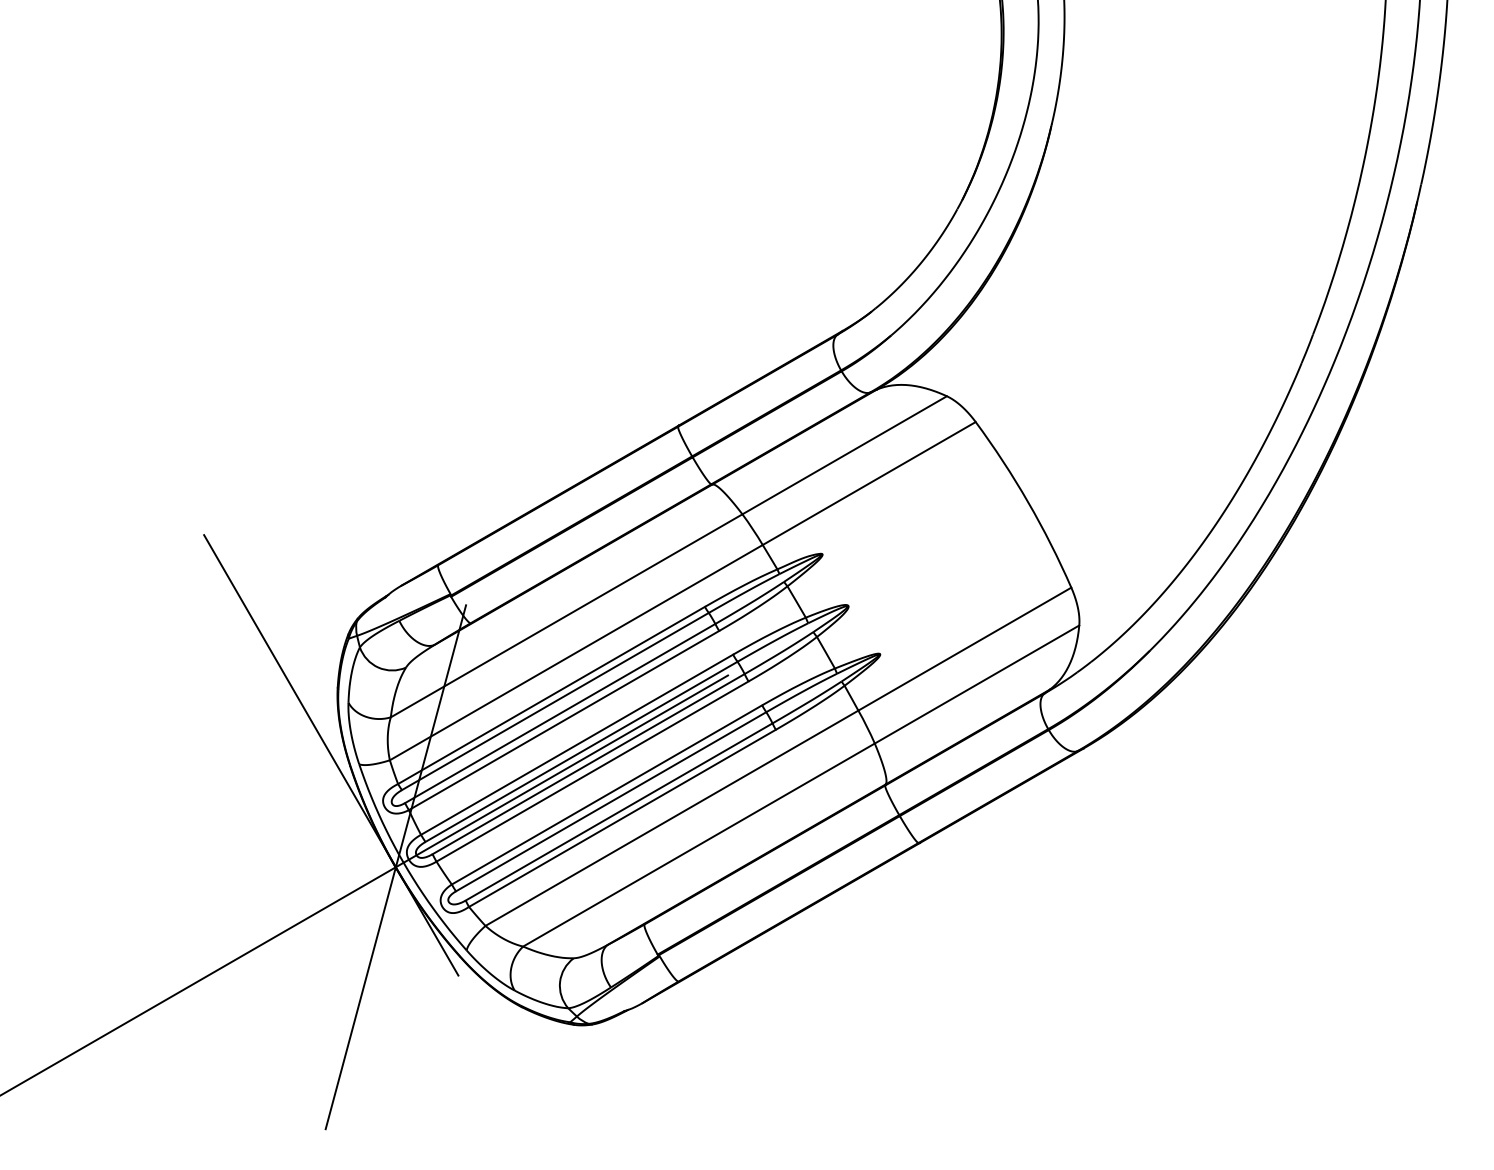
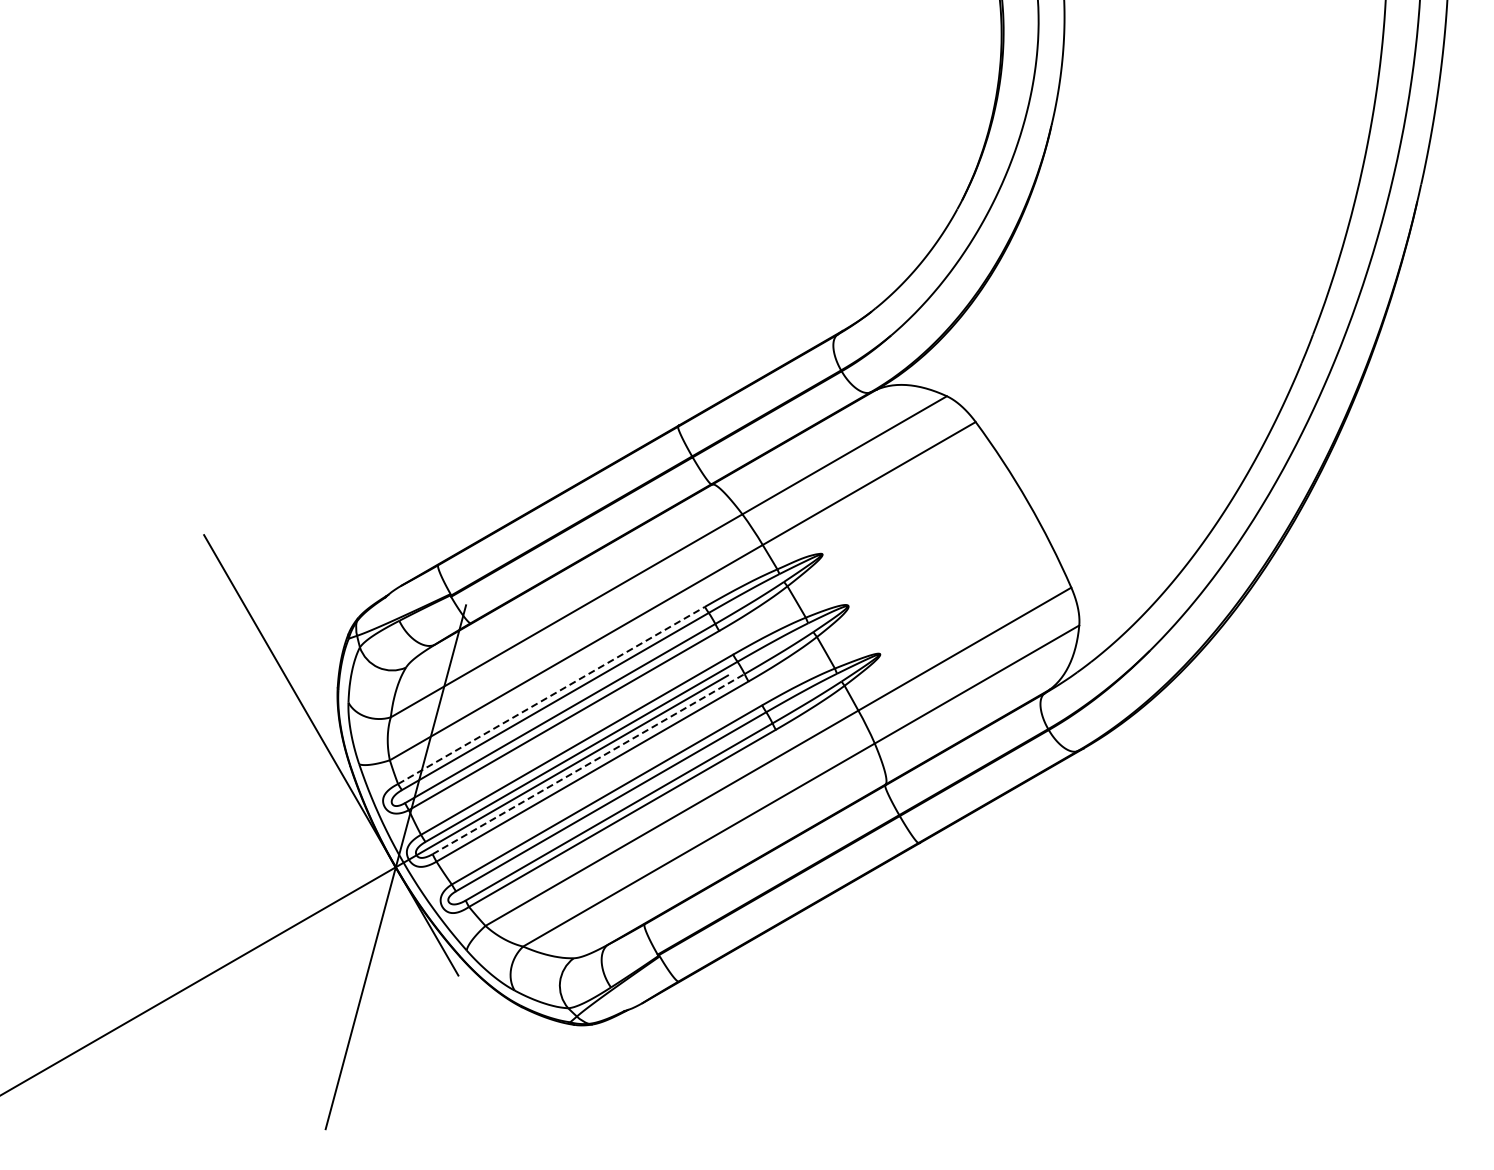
line: solid -> dashed (551, 695)
line: solid -> dashed (589, 763)
